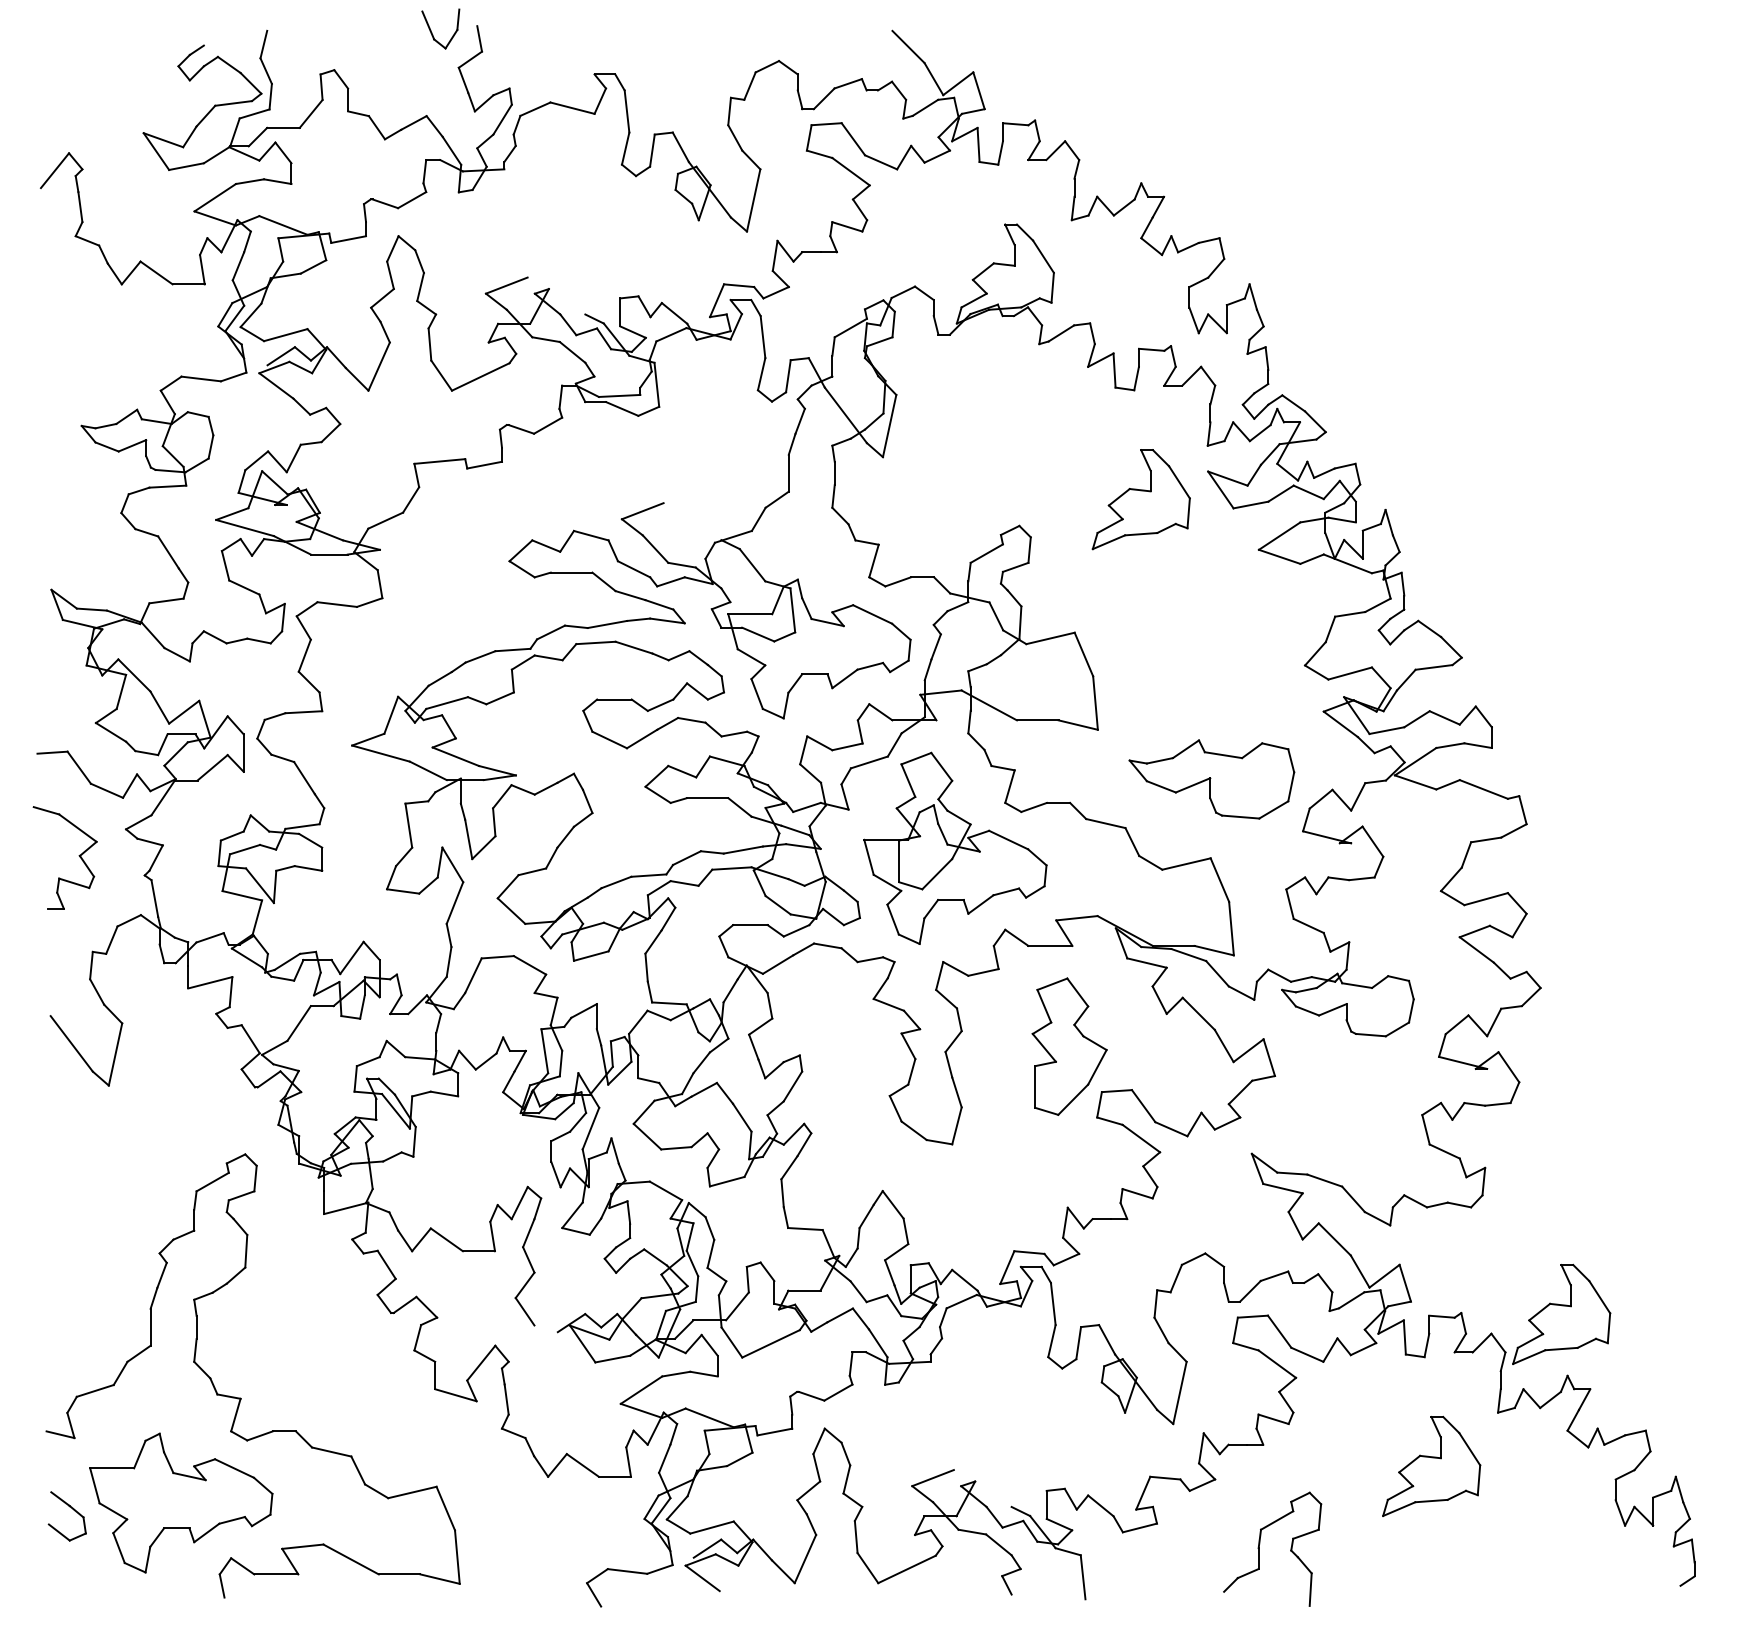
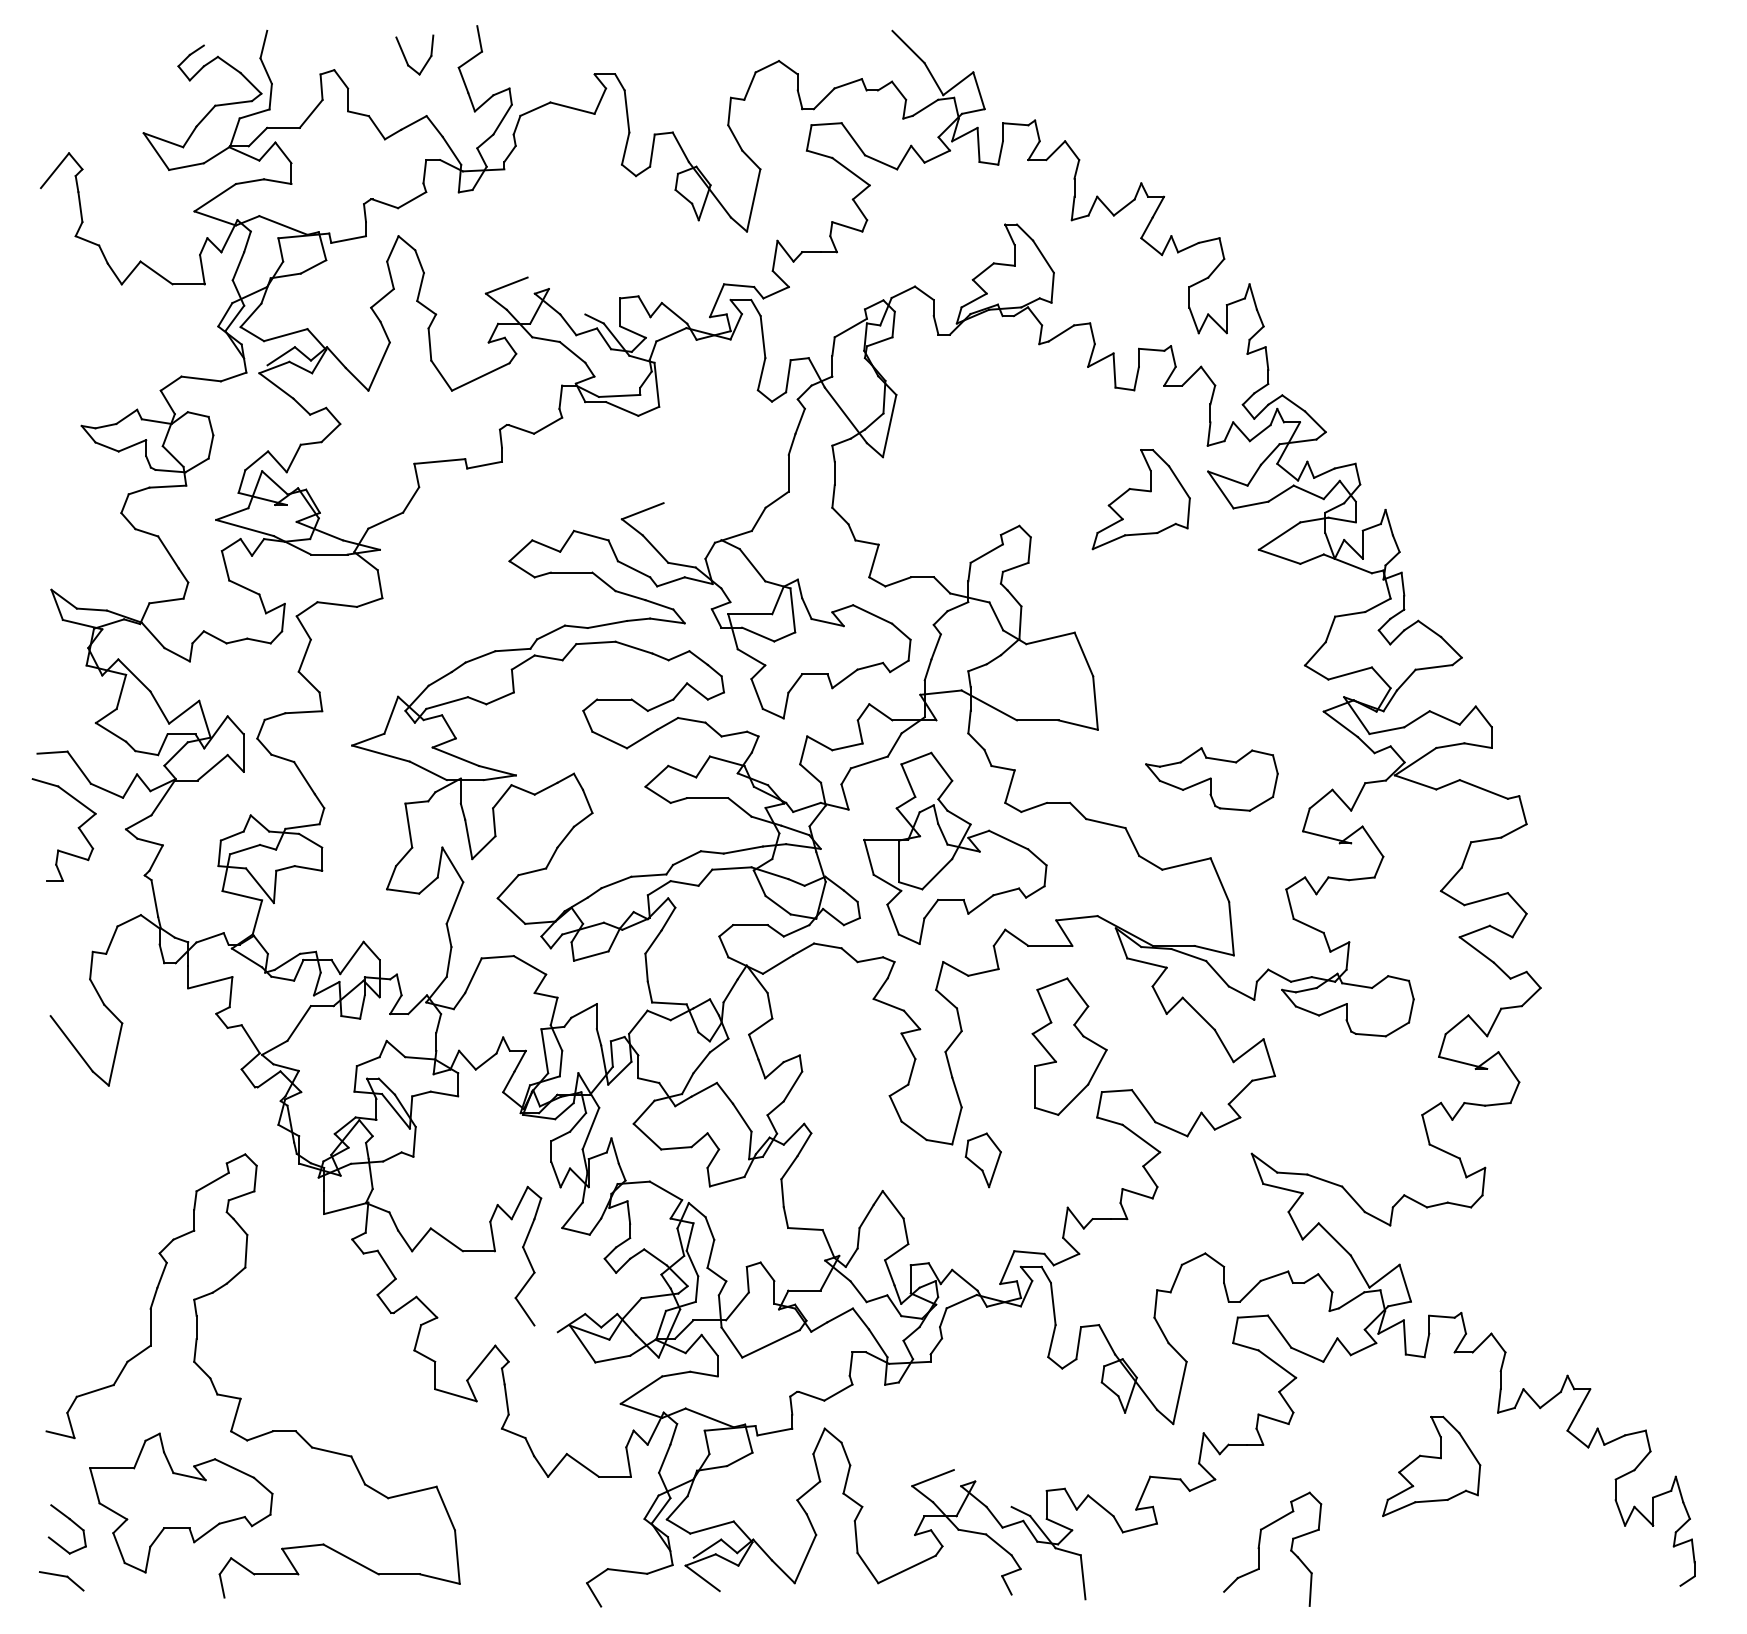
part position: (432, 32) -> (406, 58) (406, 58)
part size: 168x81 px -> 134x65 px (1211, 779)
part position: (78, 855) -> (77, 827) (77, 827)
part: none -> present (982, 1160)
part: present -> none (1561, 1313)
part position: (72, 1509) -> (72, 1522) (72, 1522)
part: none -> present (61, 1581)
